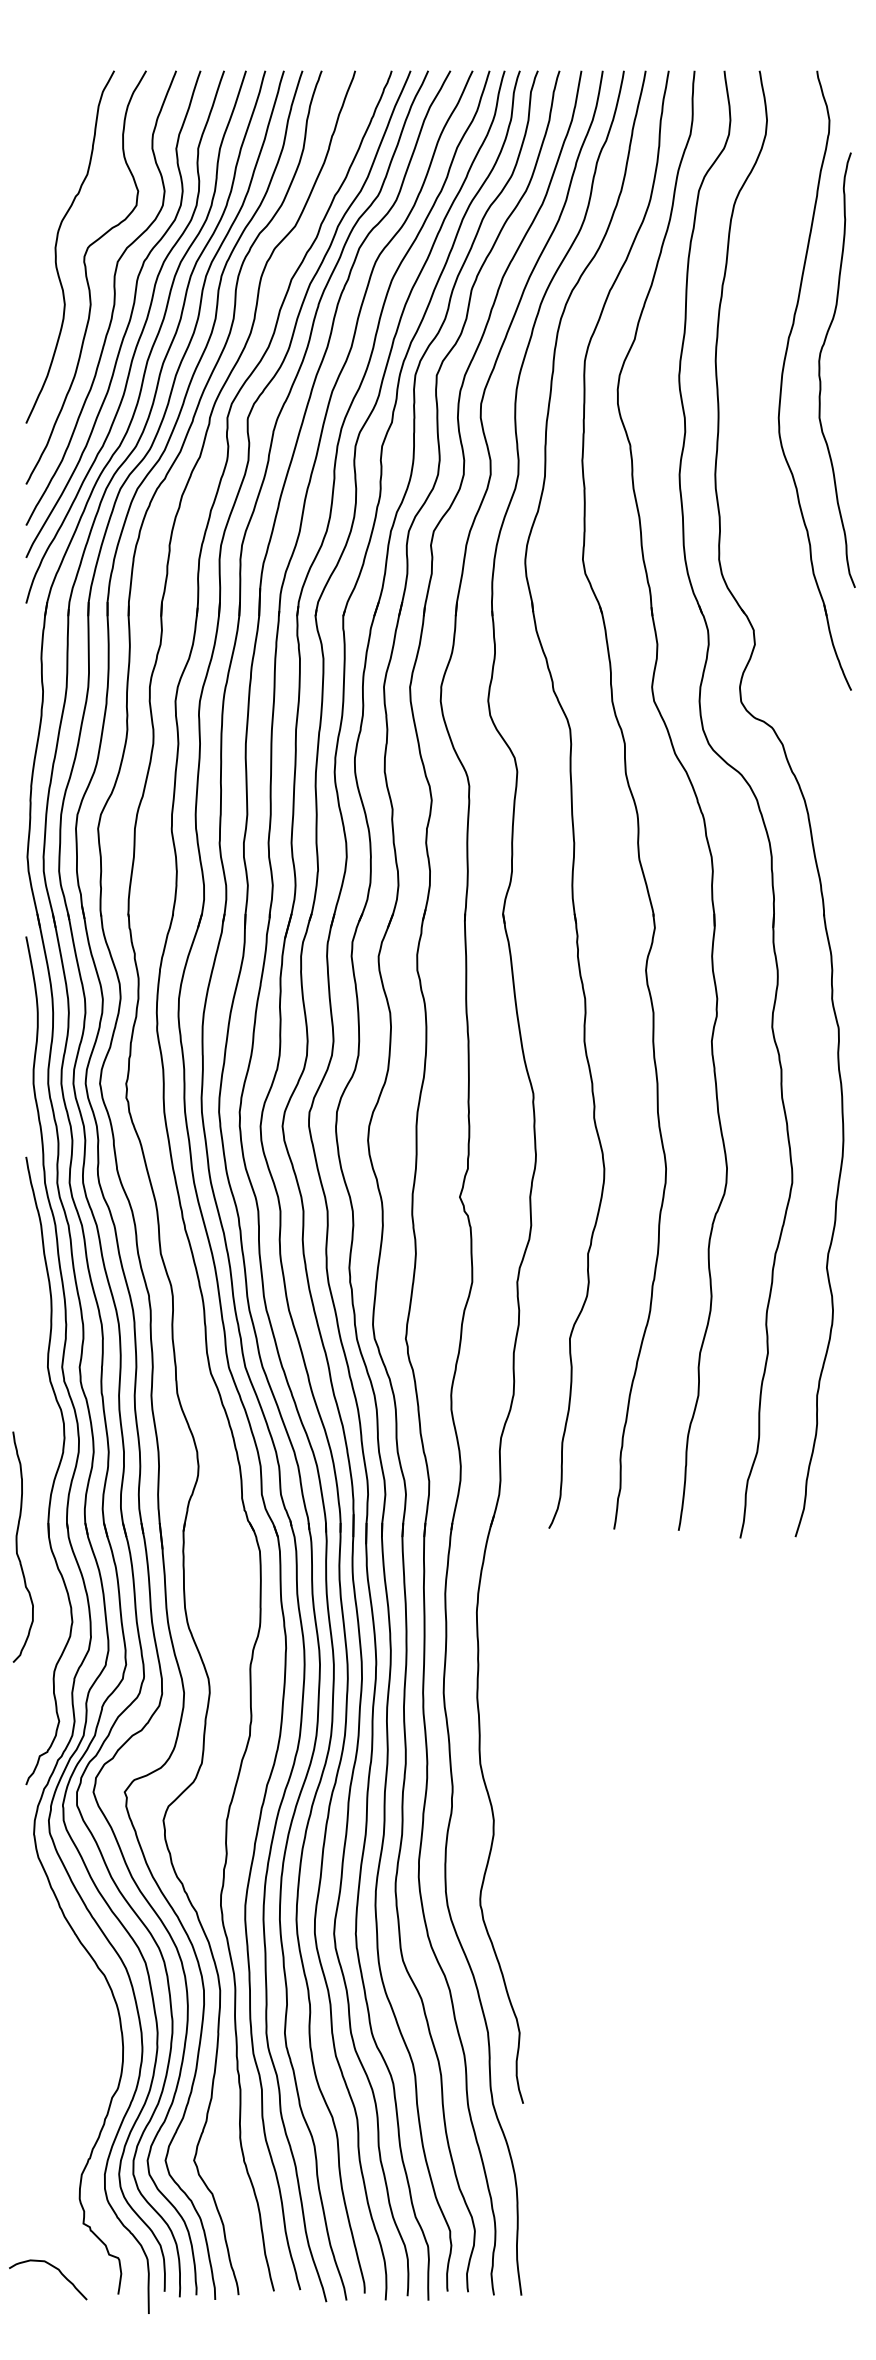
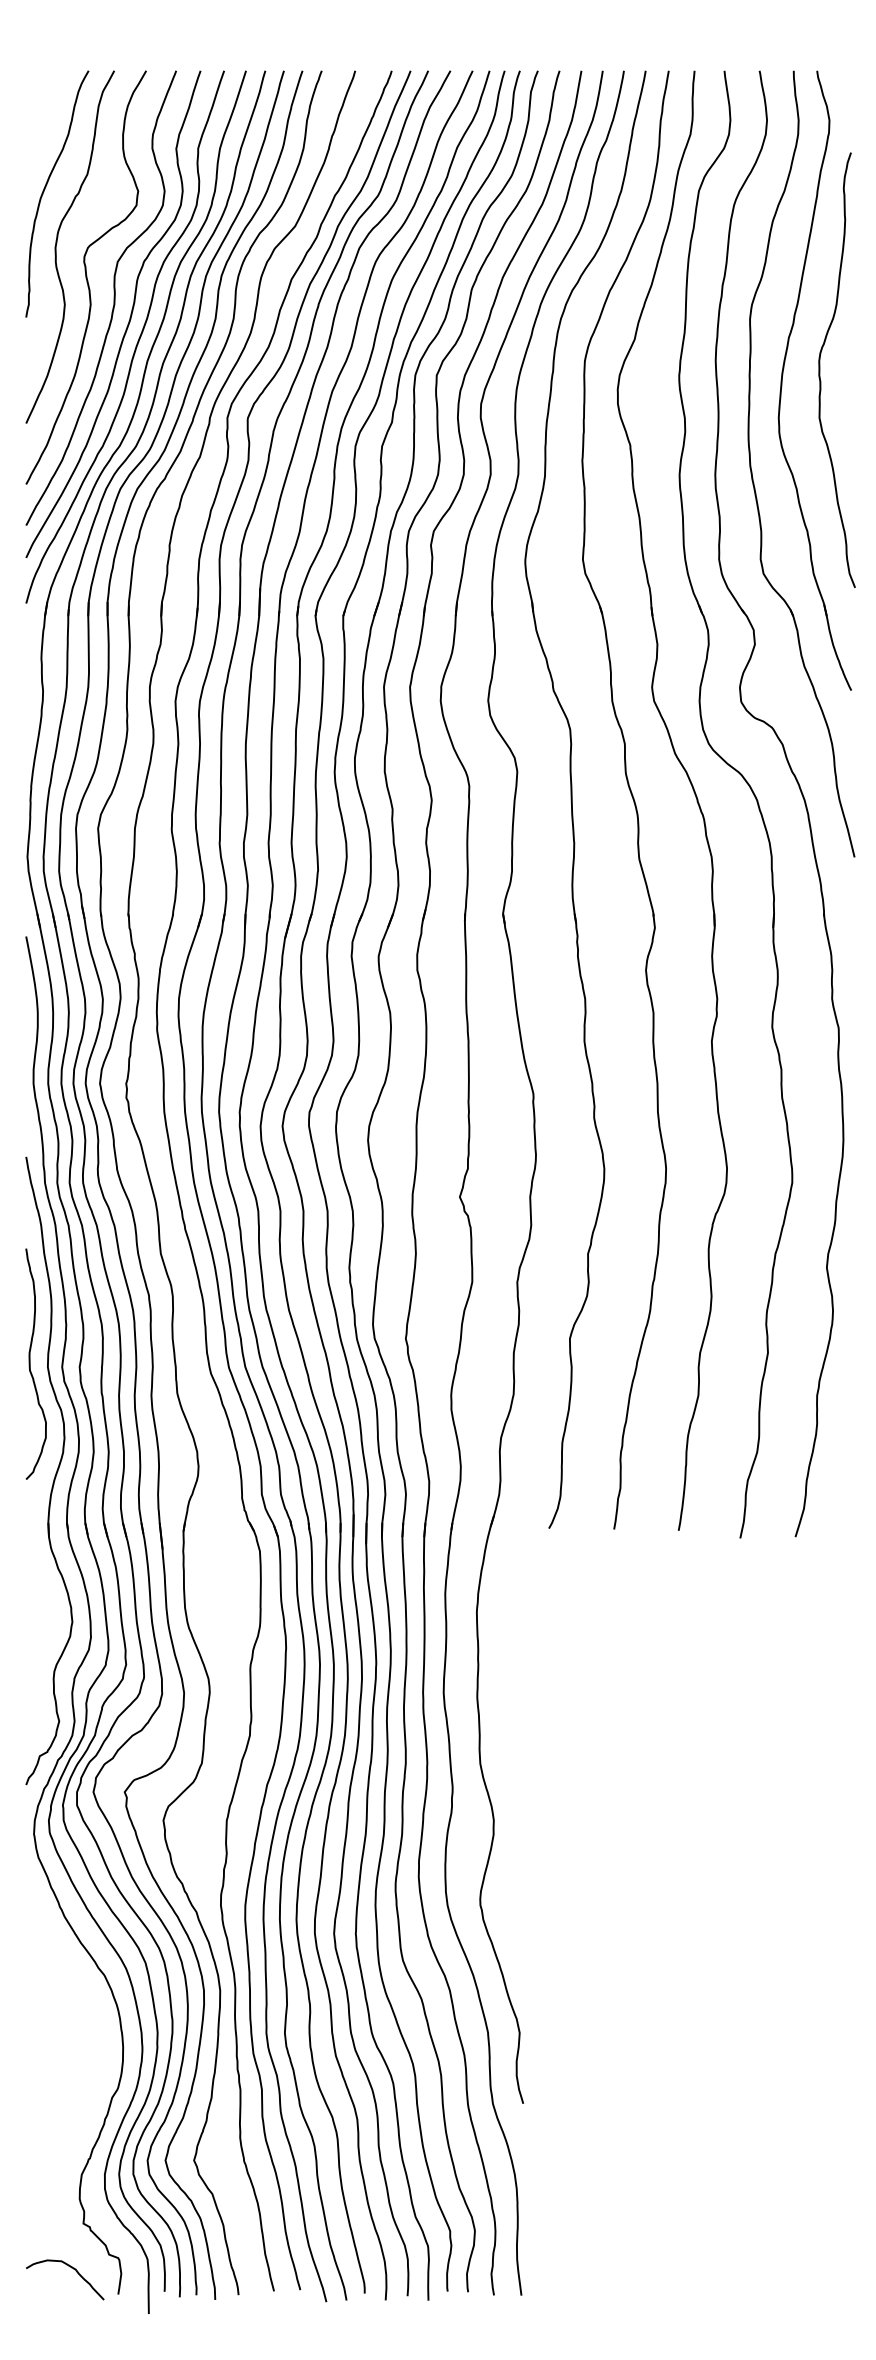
curve: none -> present (46, 187)
part: none -> present (752, 471)
curve position: (17, 1546) -> (30, 1363) (30, 1363)
curve position: (54, 2268) -> (71, 2268) (71, 2268)
